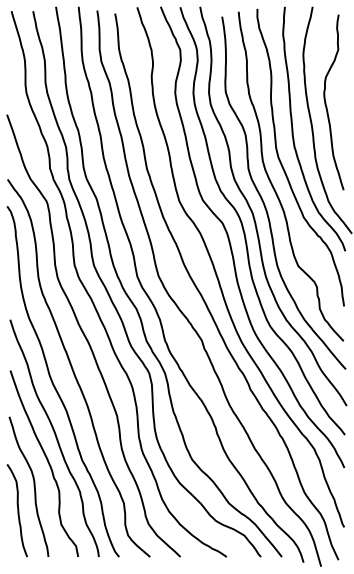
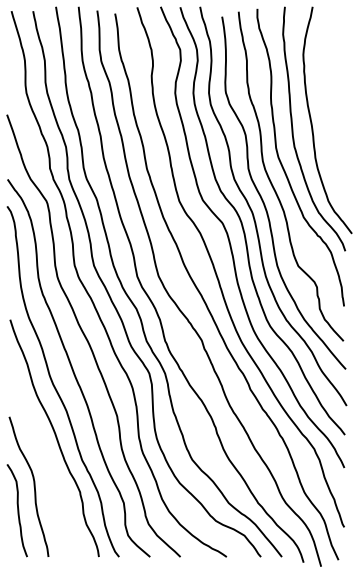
curve: present -> none (326, 102)
curve: present -> none (47, 462)
